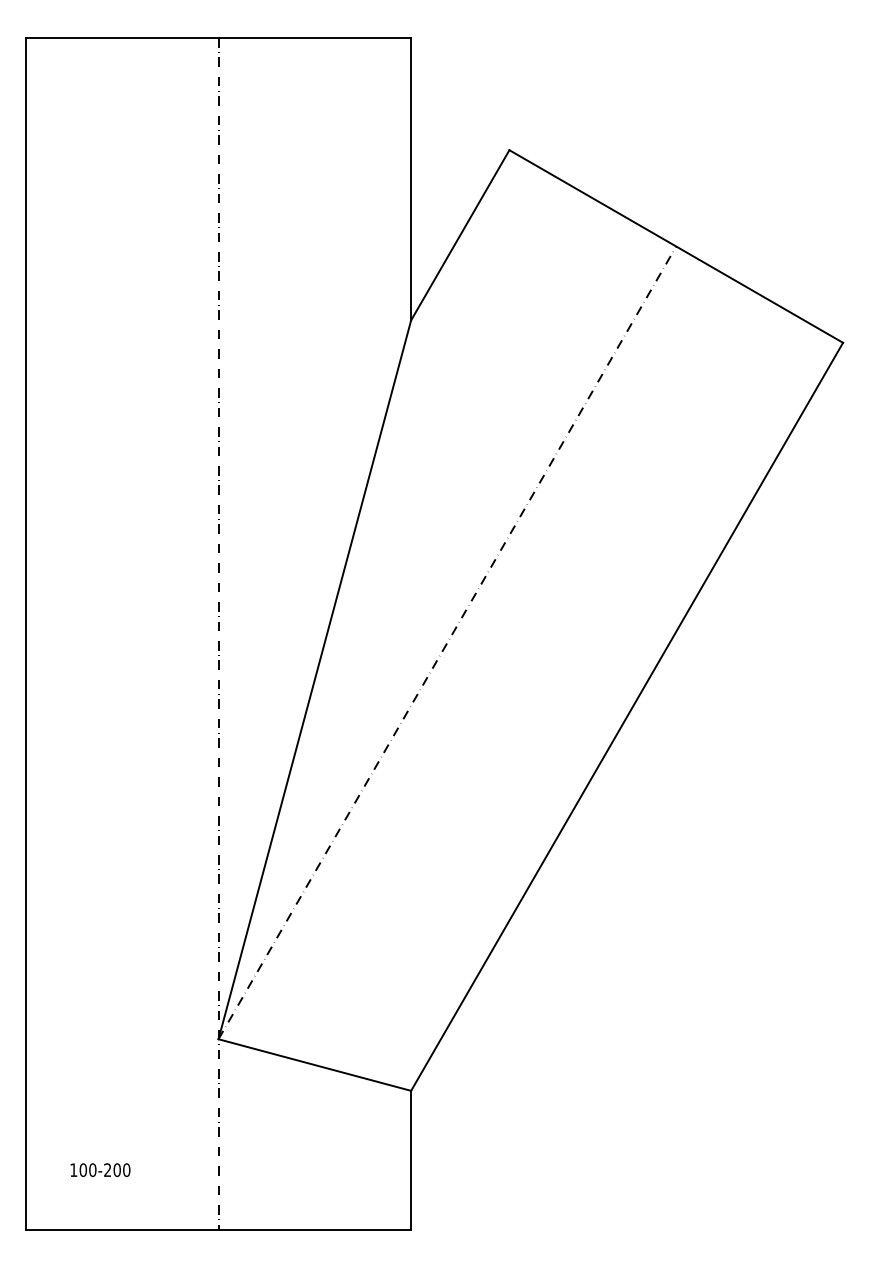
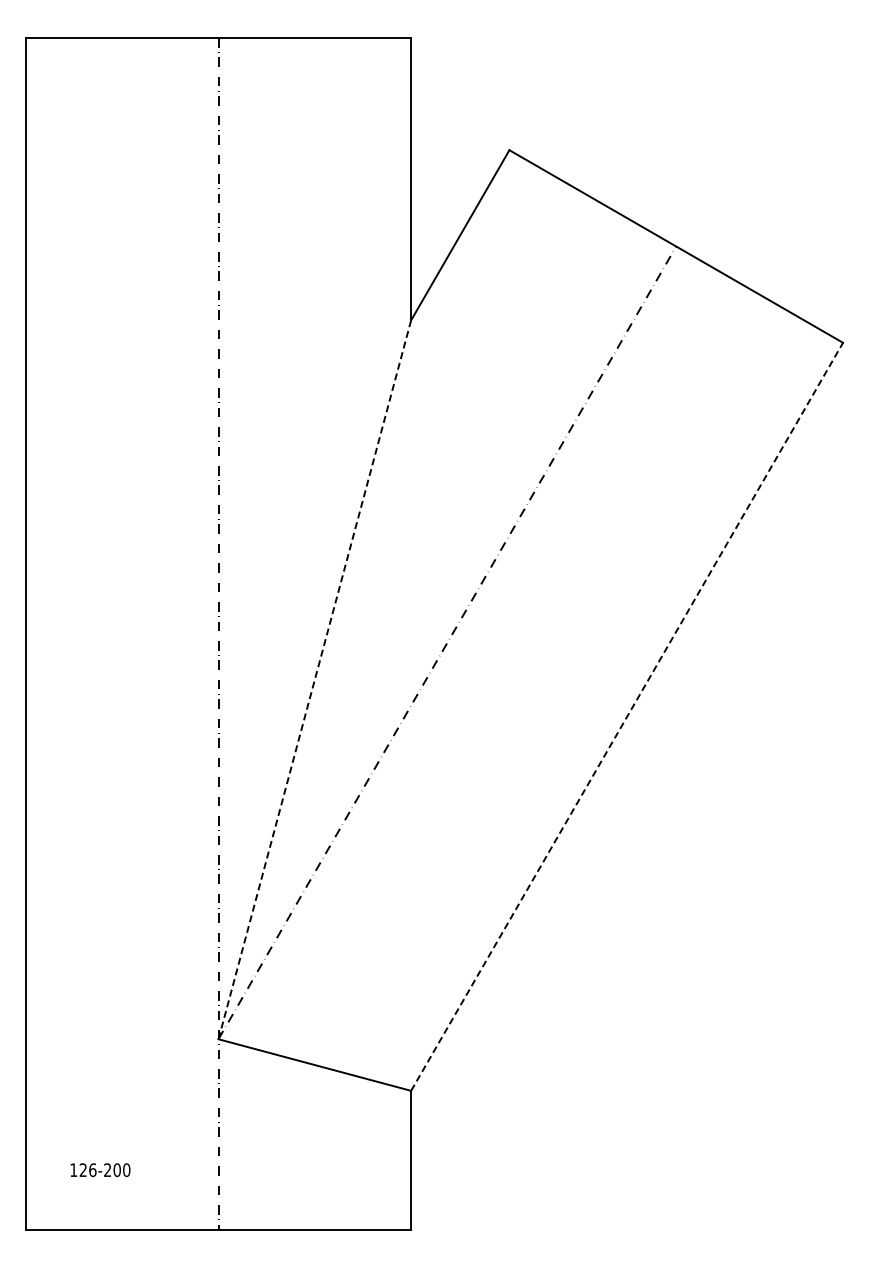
line: solid -> dashed (314, 680)
line: solid -> dashed (627, 716)
text: 100-200 -> 126-200 (87, 1170)
